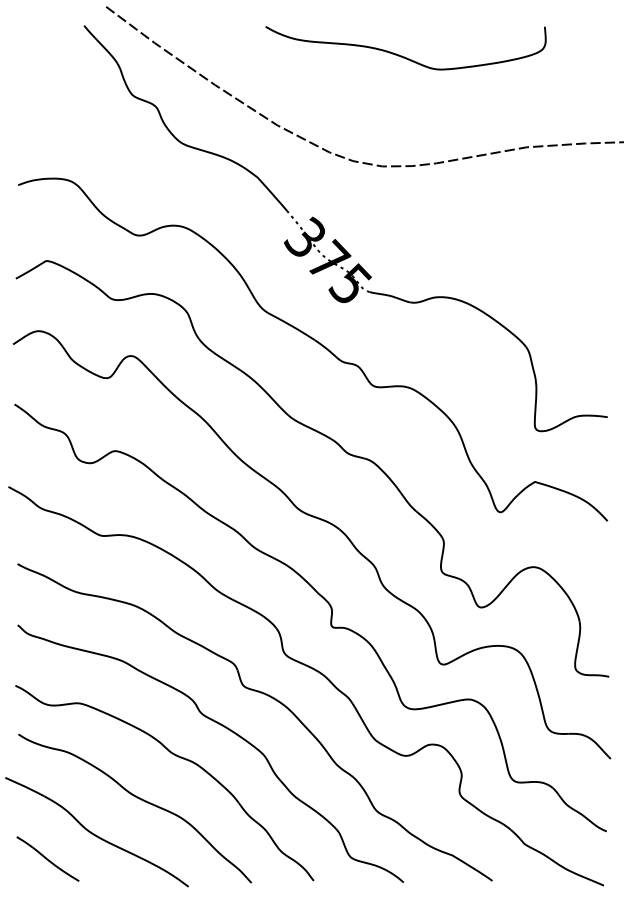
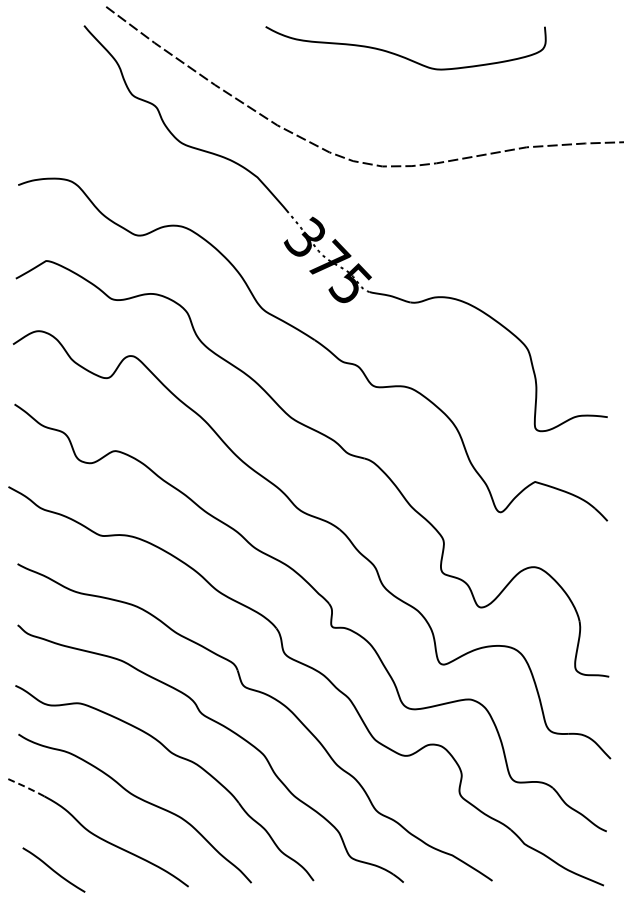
line: solid -> dashed (24, 786)
curve position: (47, 858) -> (53, 869) (53, 869)
